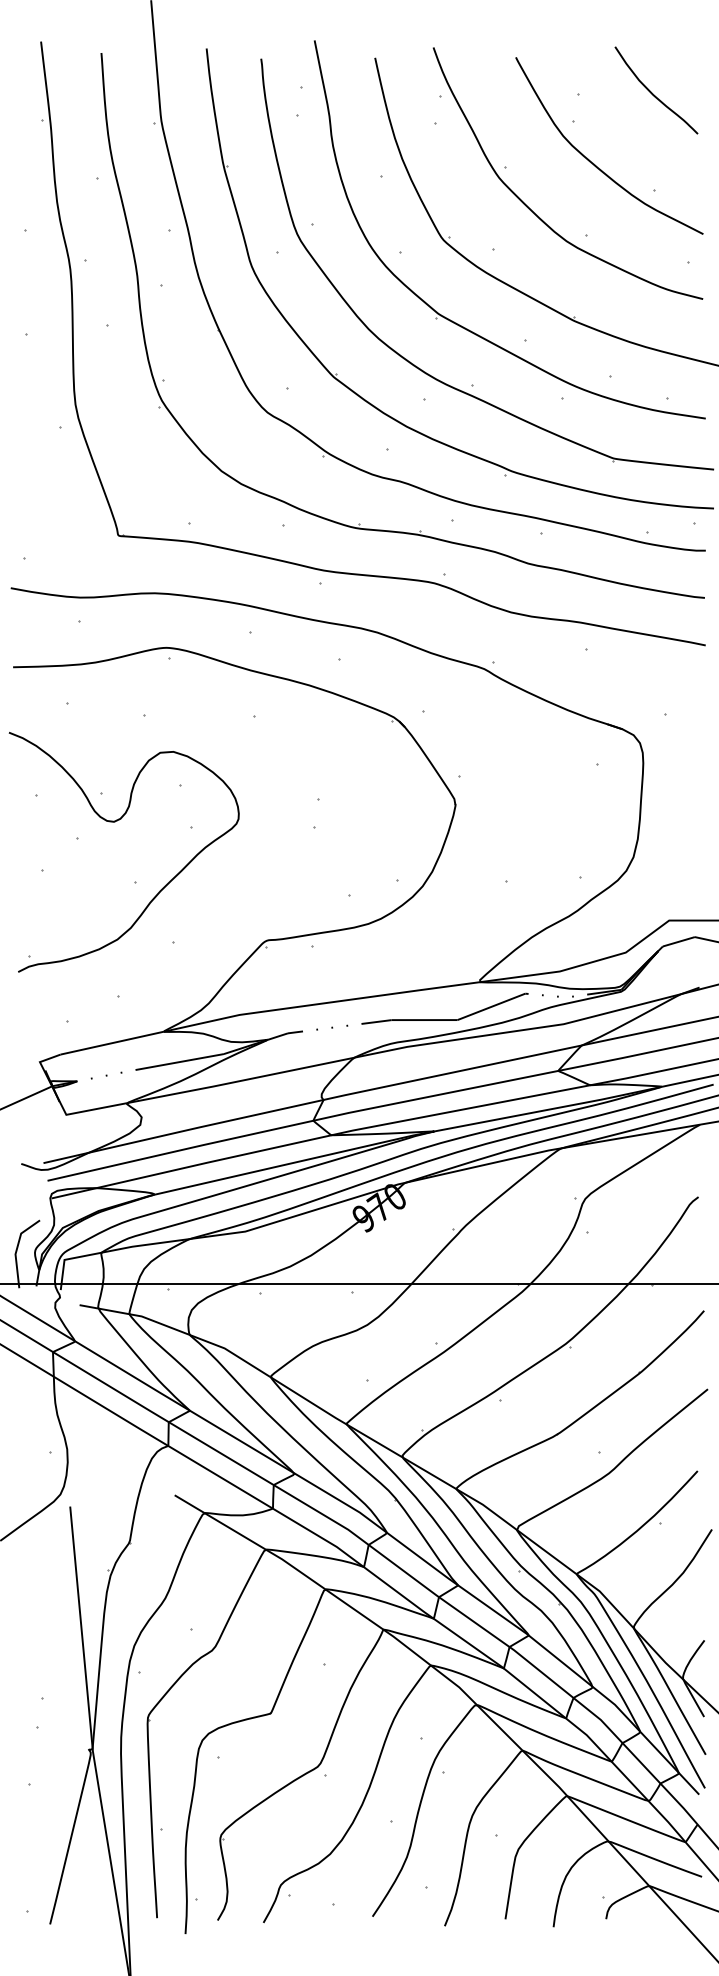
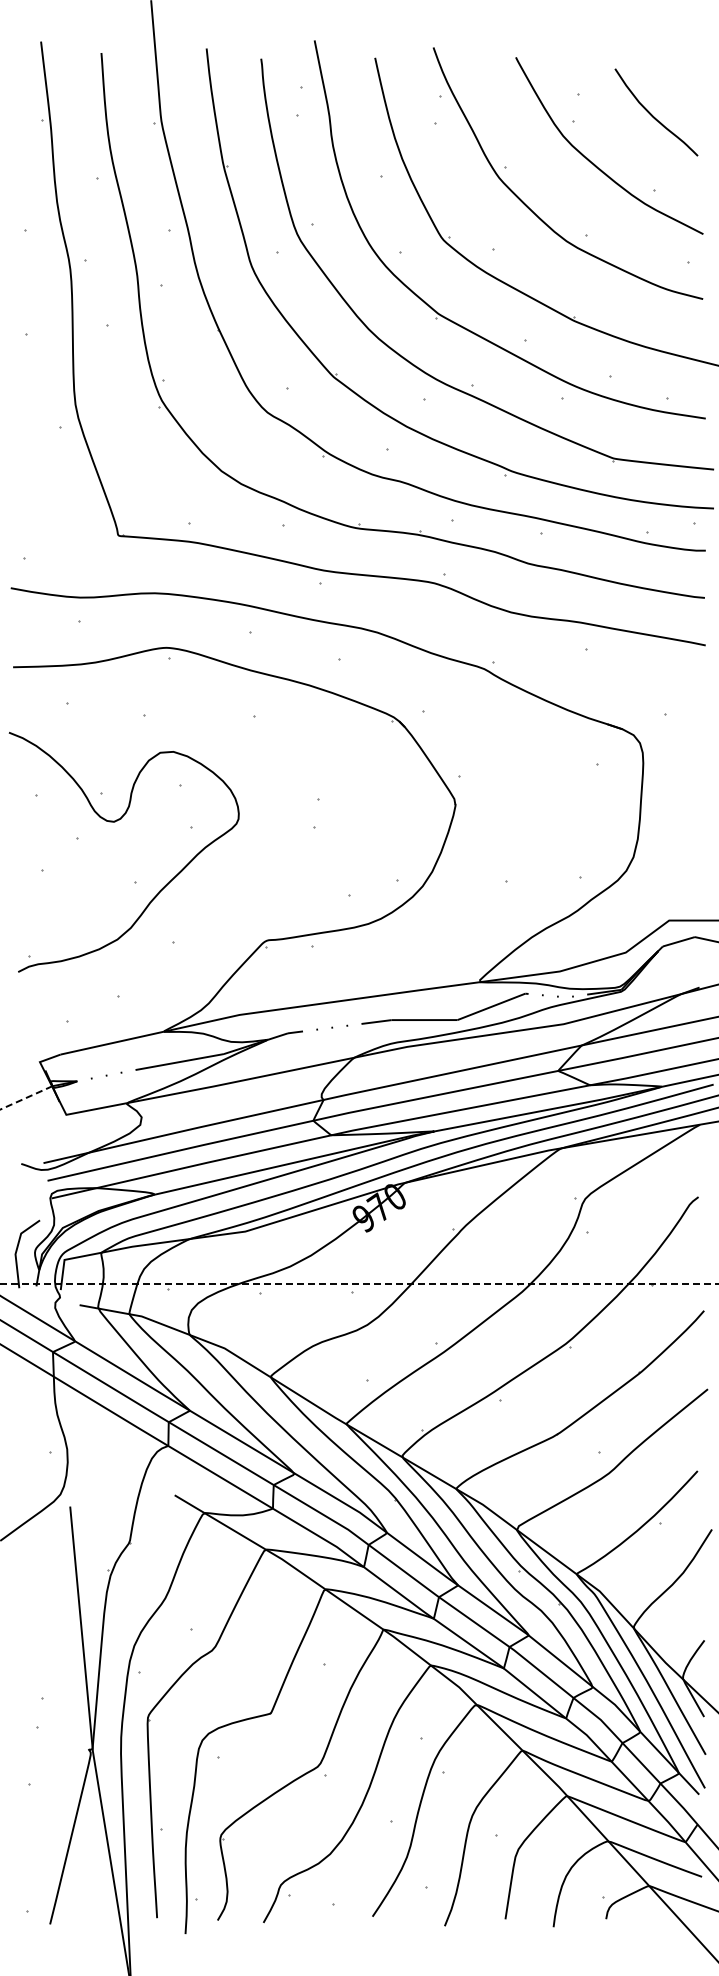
curve position: (653, 93) -> (653, 115) (653, 115)
line: solid -> dashed (26, 1098)
line: solid -> dashed (359, 1283)
